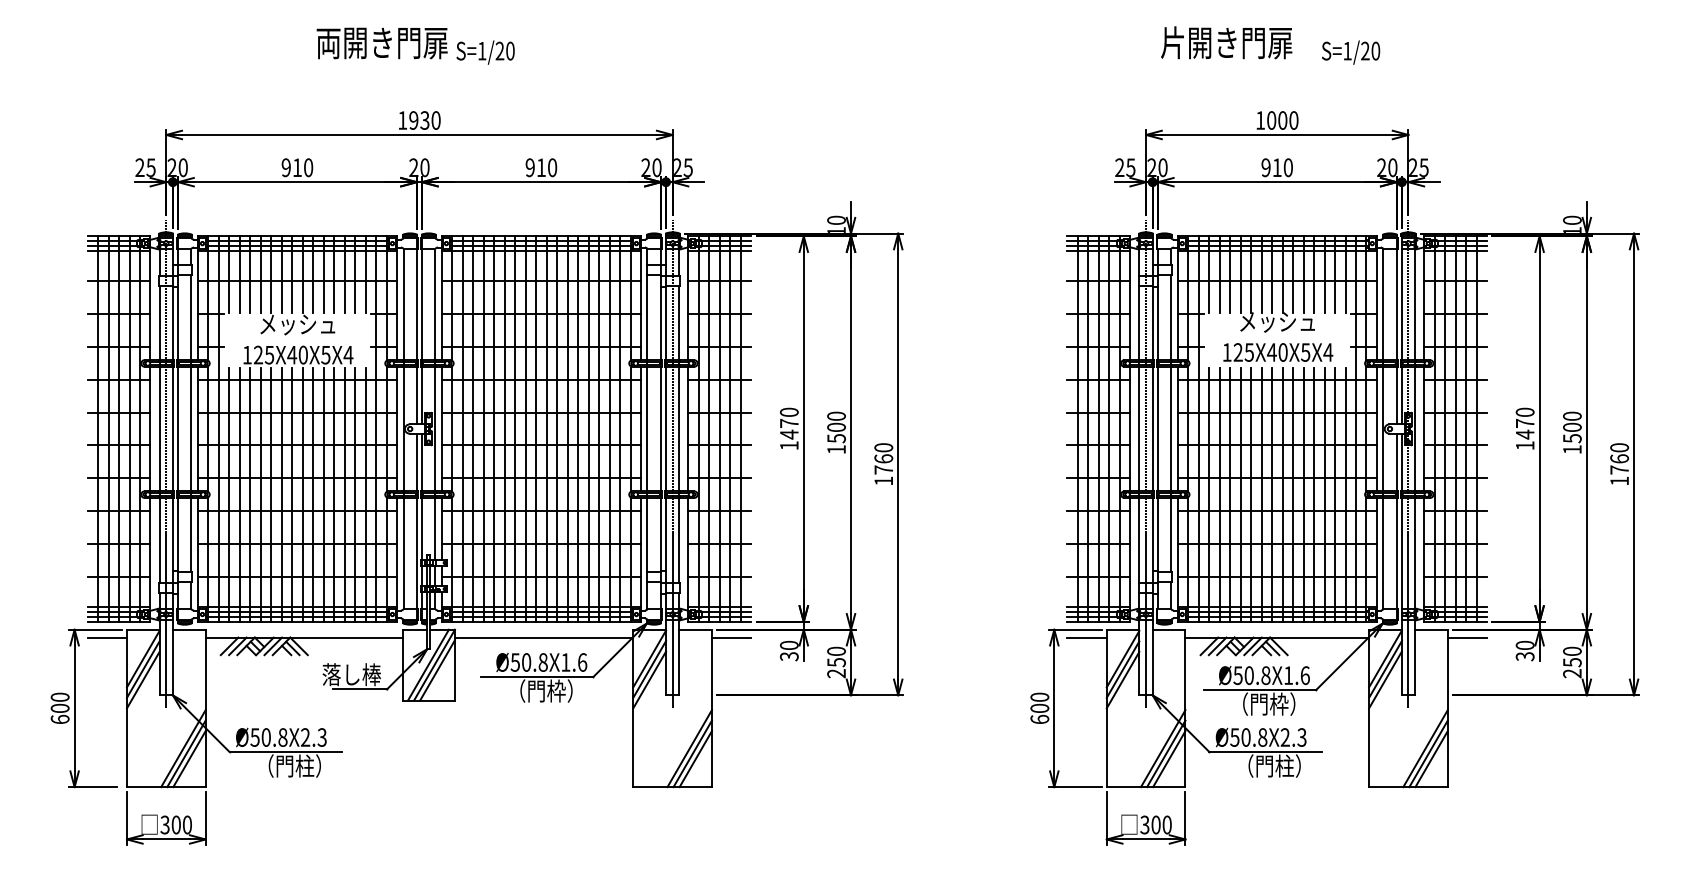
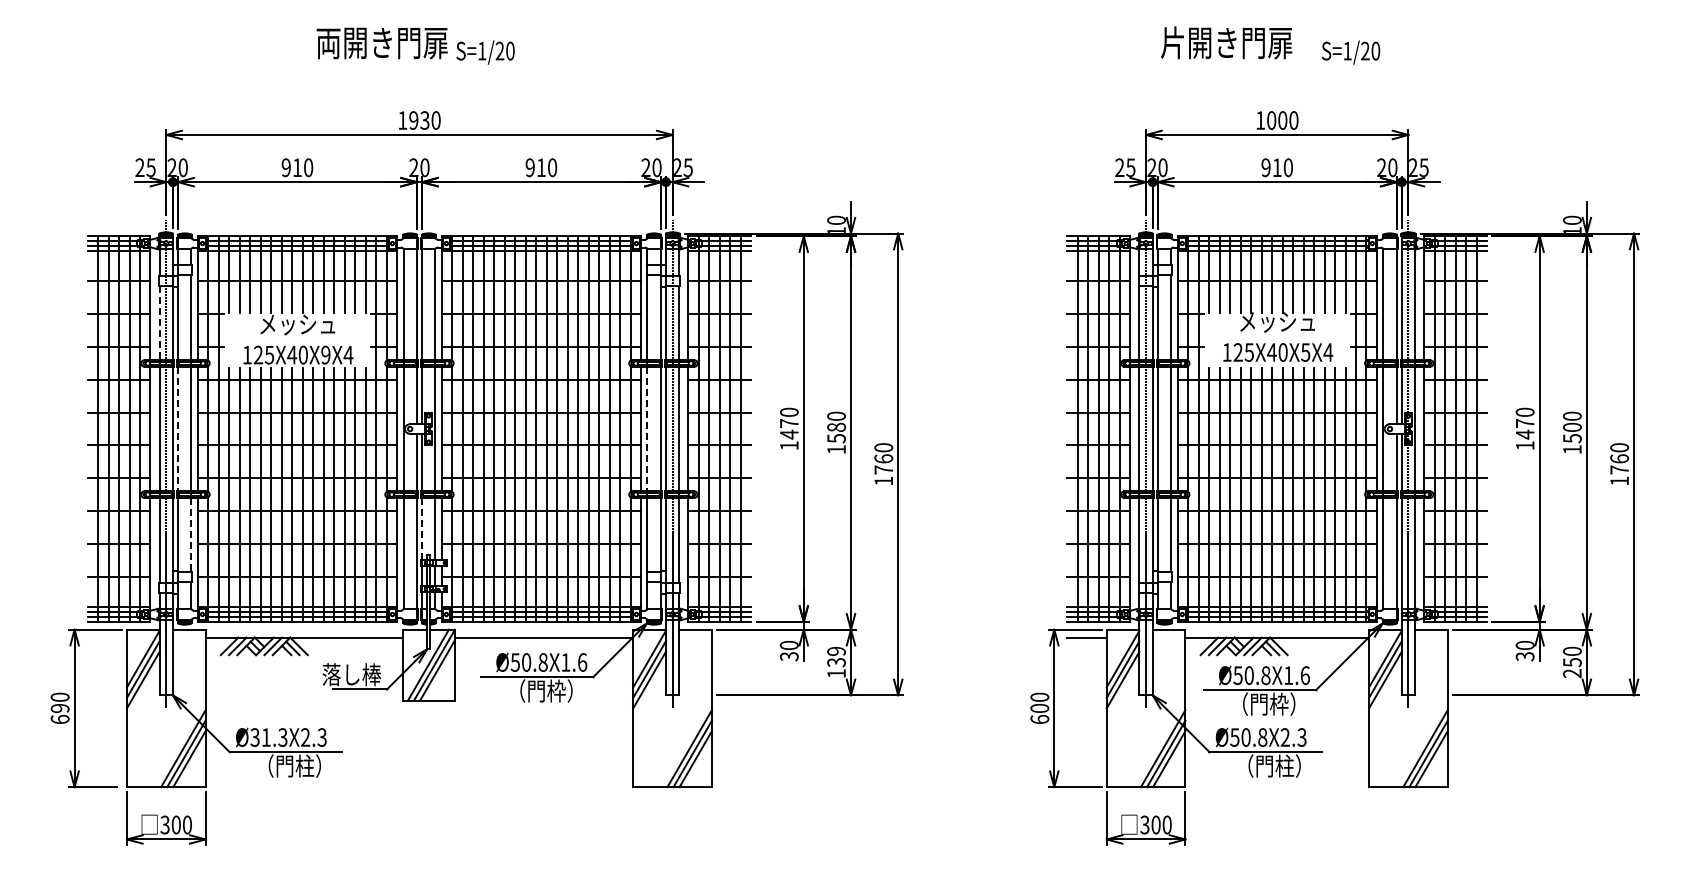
line: solid -> dashed (159, 323)
text: 125X40X5X4 -> 125X40X9X4 (325, 354)
text: 1500 -> 1580 (836, 426)
line: solid -> dashed (178, 429)
line: solid -> dashed (647, 429)
line: solid -> dashed (422, 528)
line: solid -> dashed (191, 534)
line: present -> none (106, 637)
line: present -> none (731, 637)
line: present -> none (1467, 637)
text: 250 -> 139 (836, 662)
text: 600 -> 690 (59, 707)
text: Ø50.8X2.3 -> Ø31.3X2.3 (269, 737)
